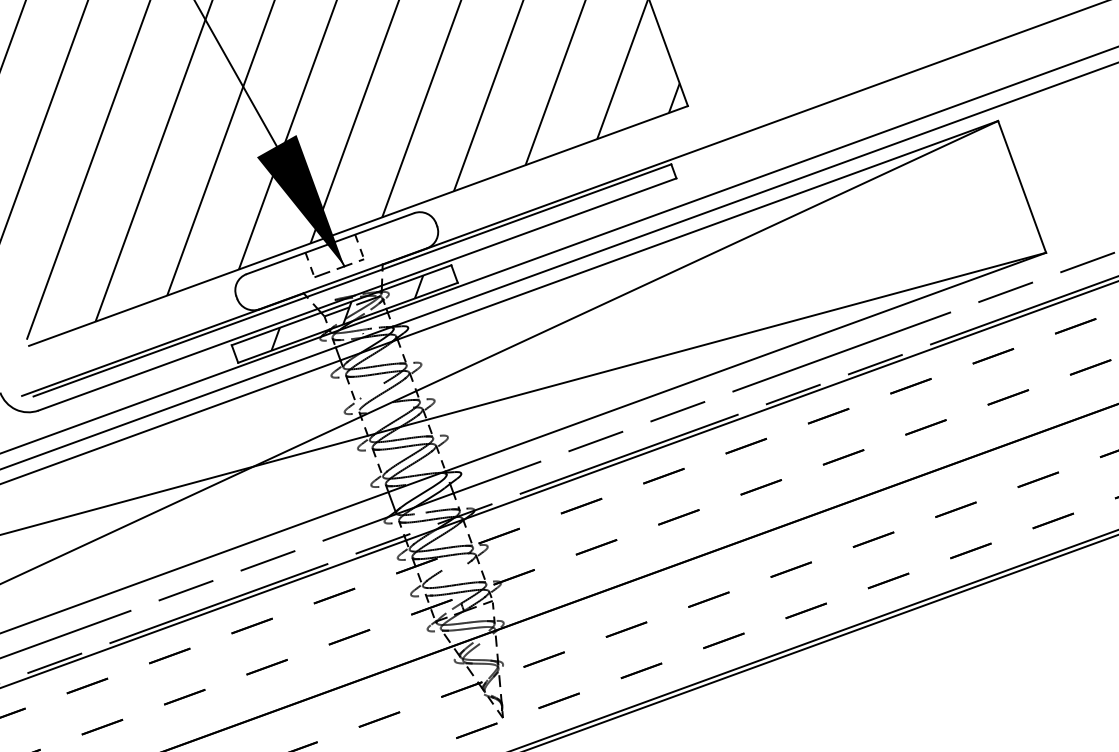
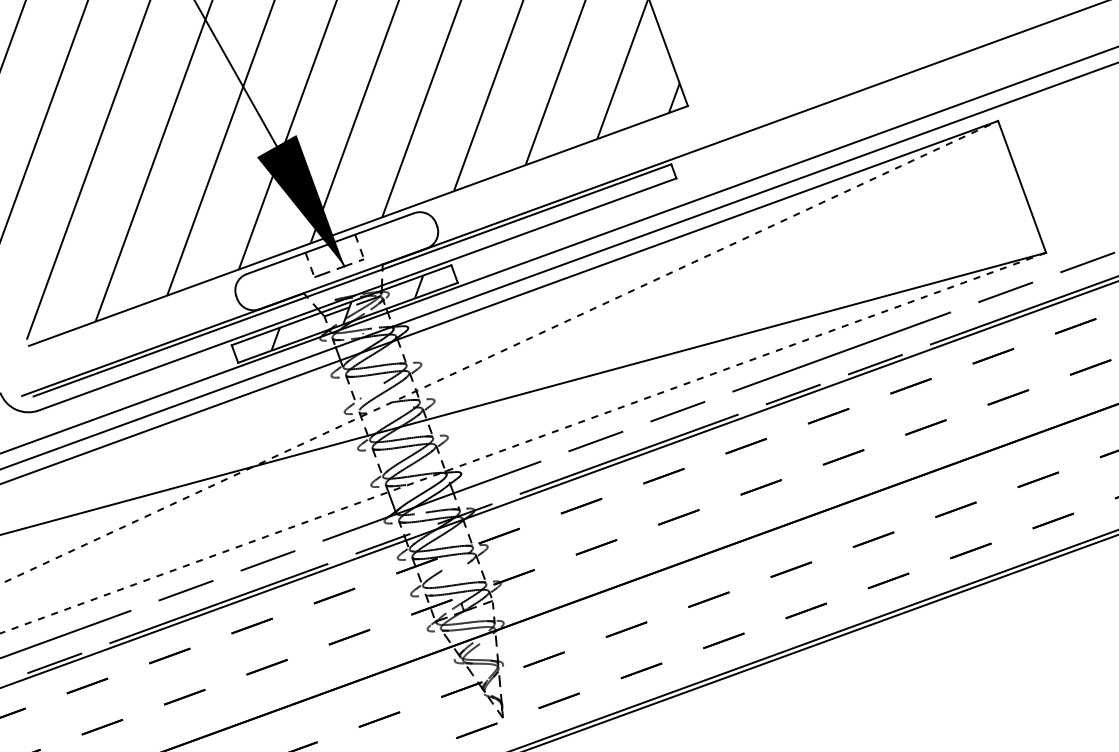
line: solid -> dashed (499, 352)
line: solid -> dashed (522, 443)
